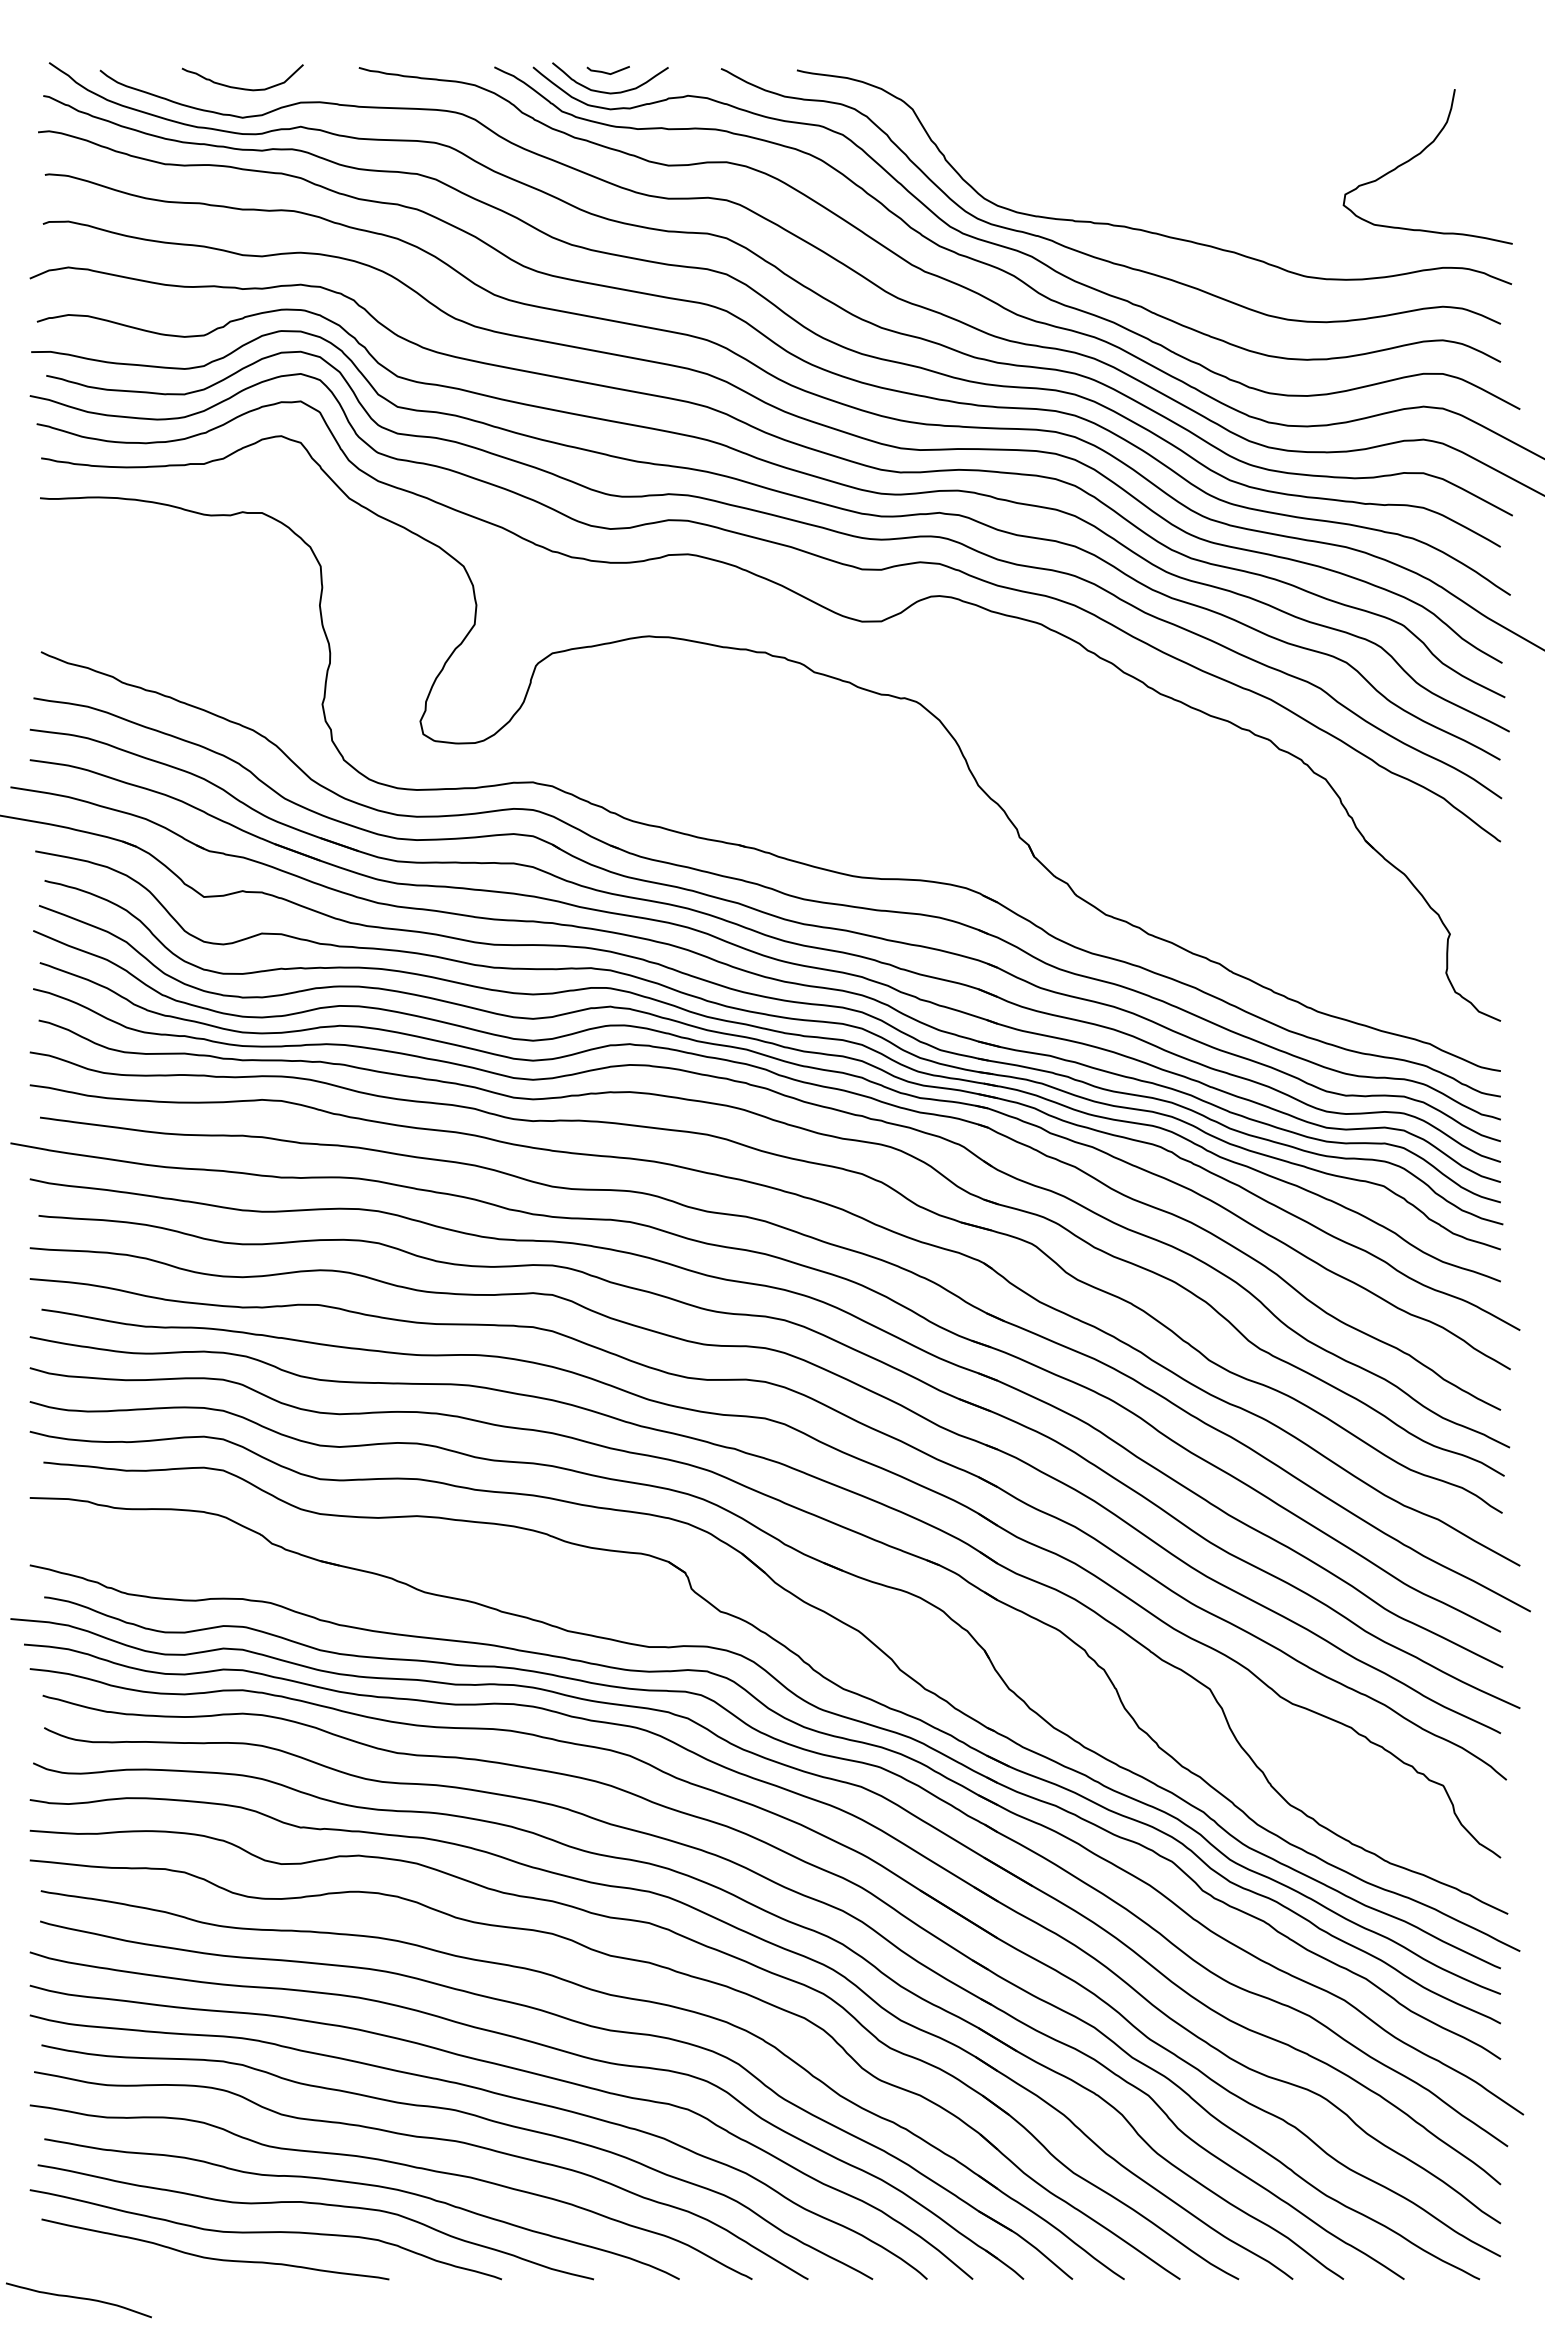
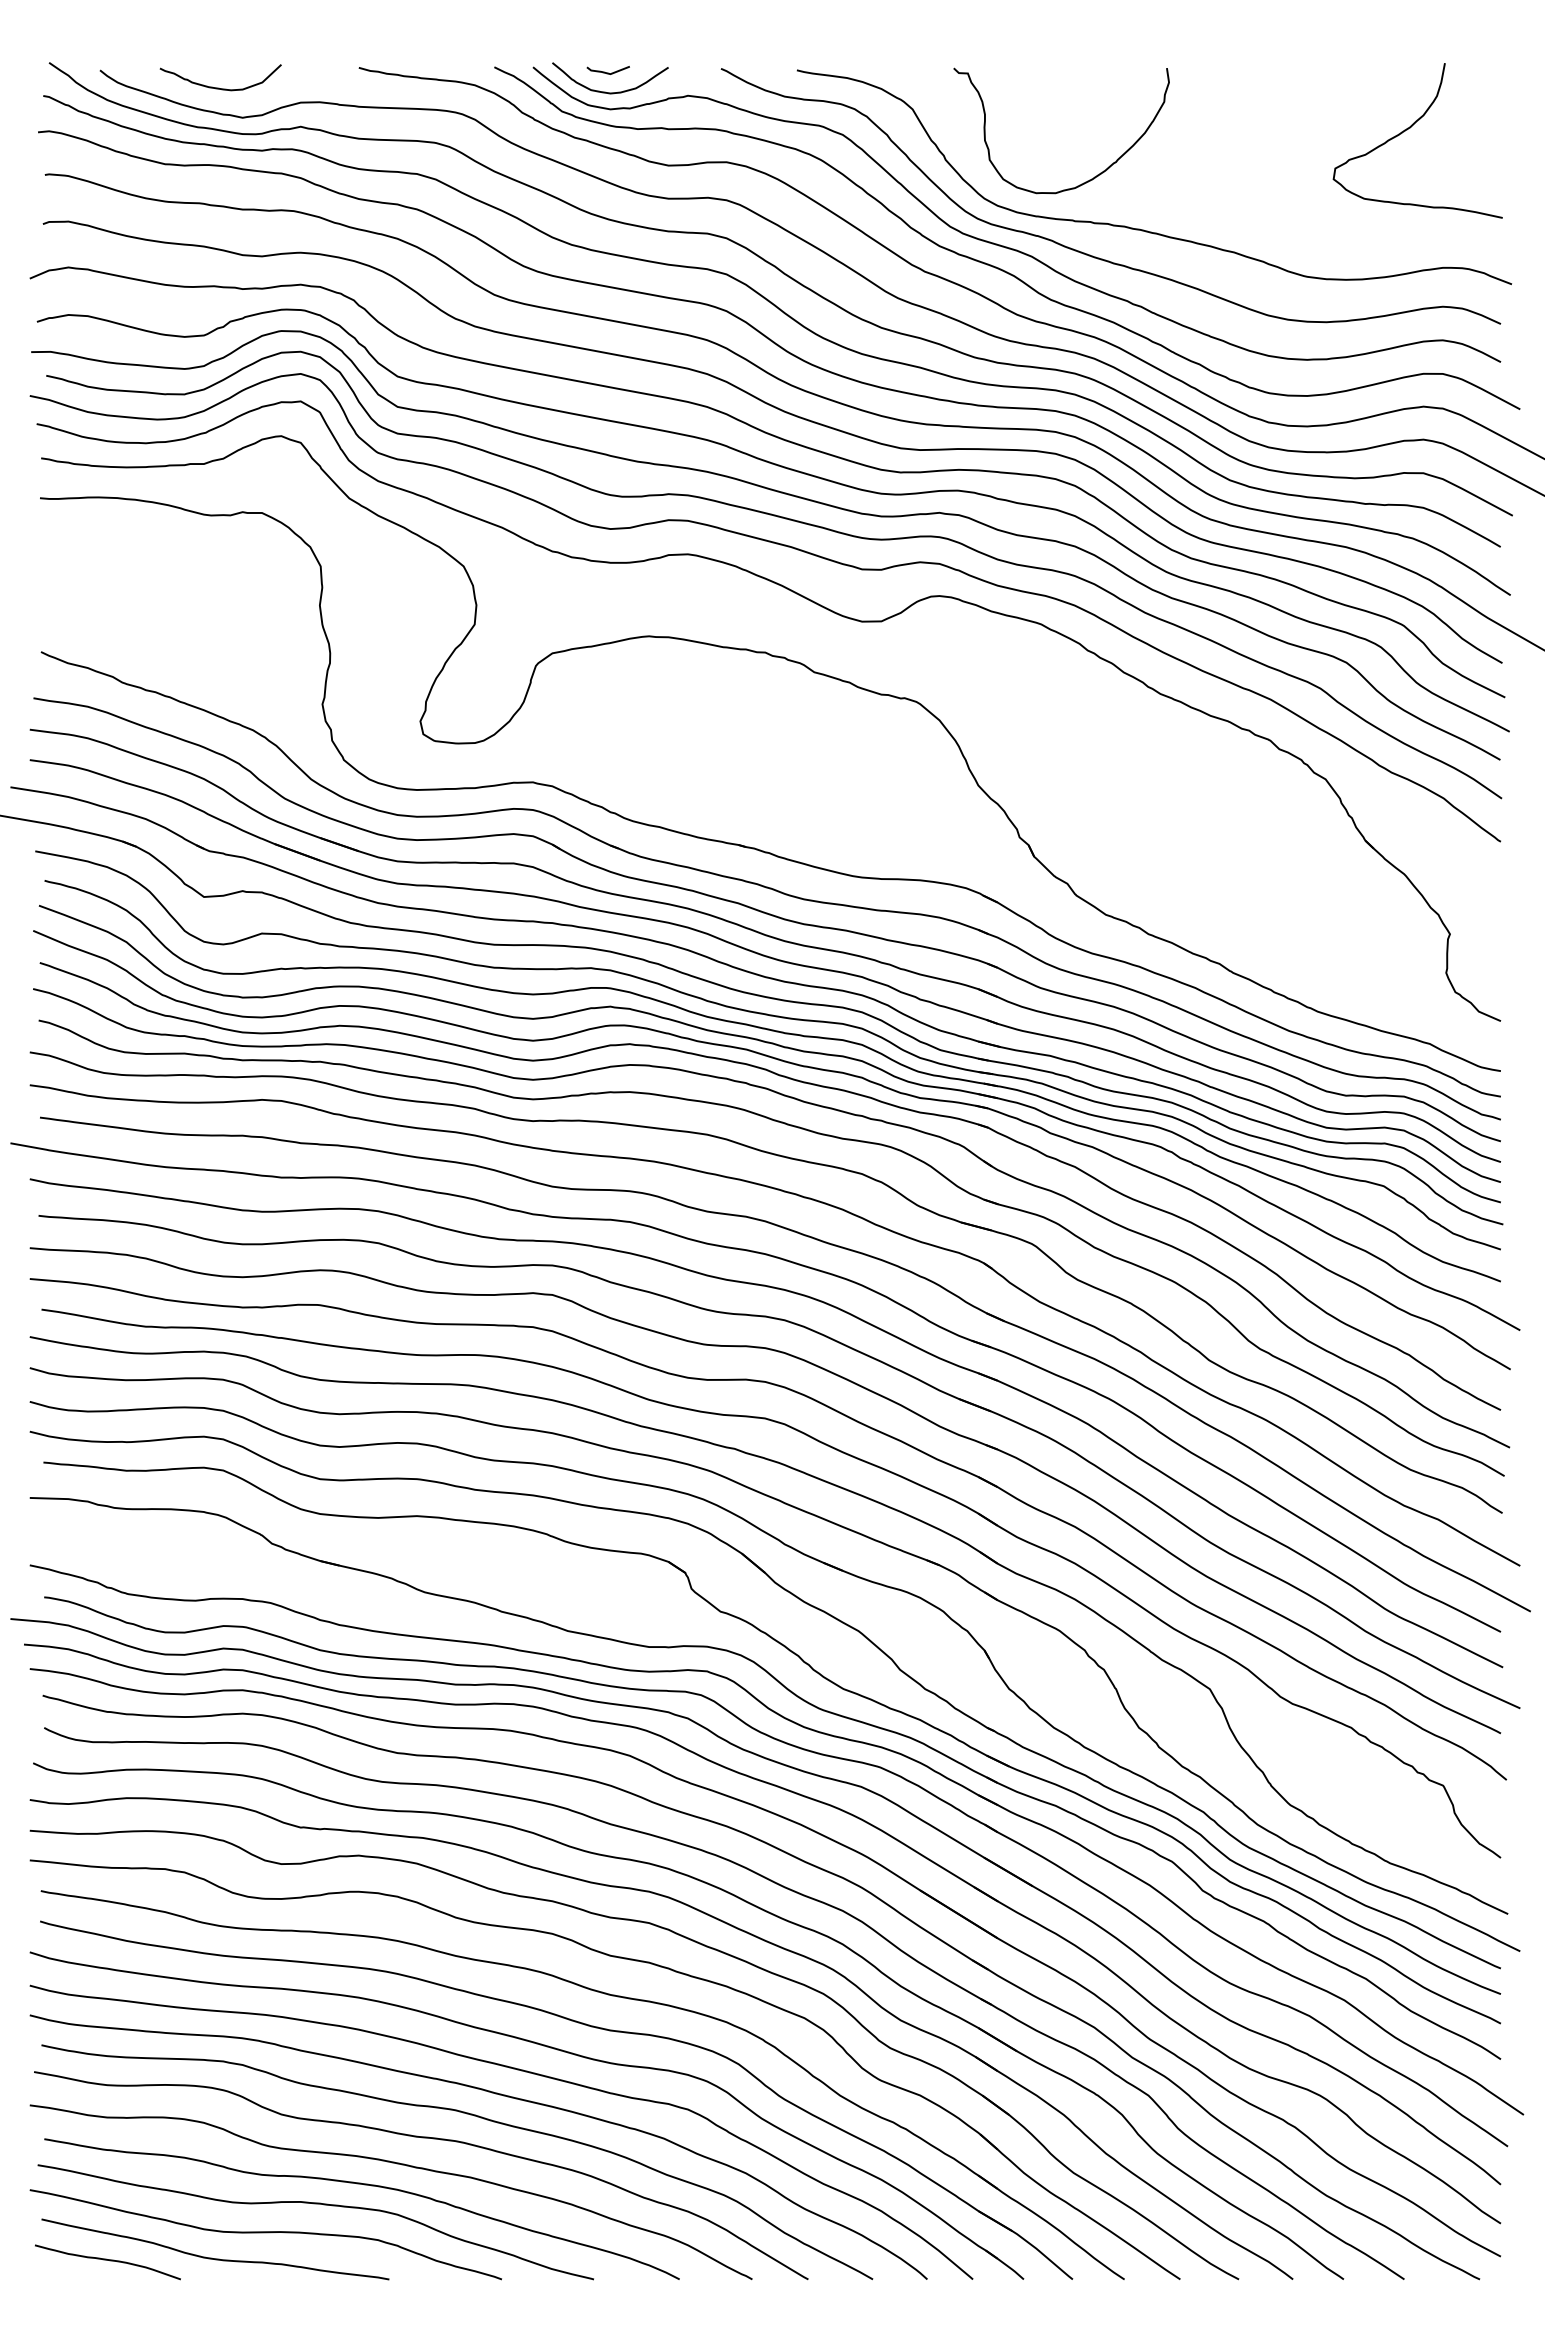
curve position: (241, 87) -> (219, 87) (219, 87)
curve position: (1420, 154) -> (1410, 128) (1410, 128)
curve: none -> present (1087, 180)
curve position: (78, 2298) -> (107, 2260) (107, 2260)
